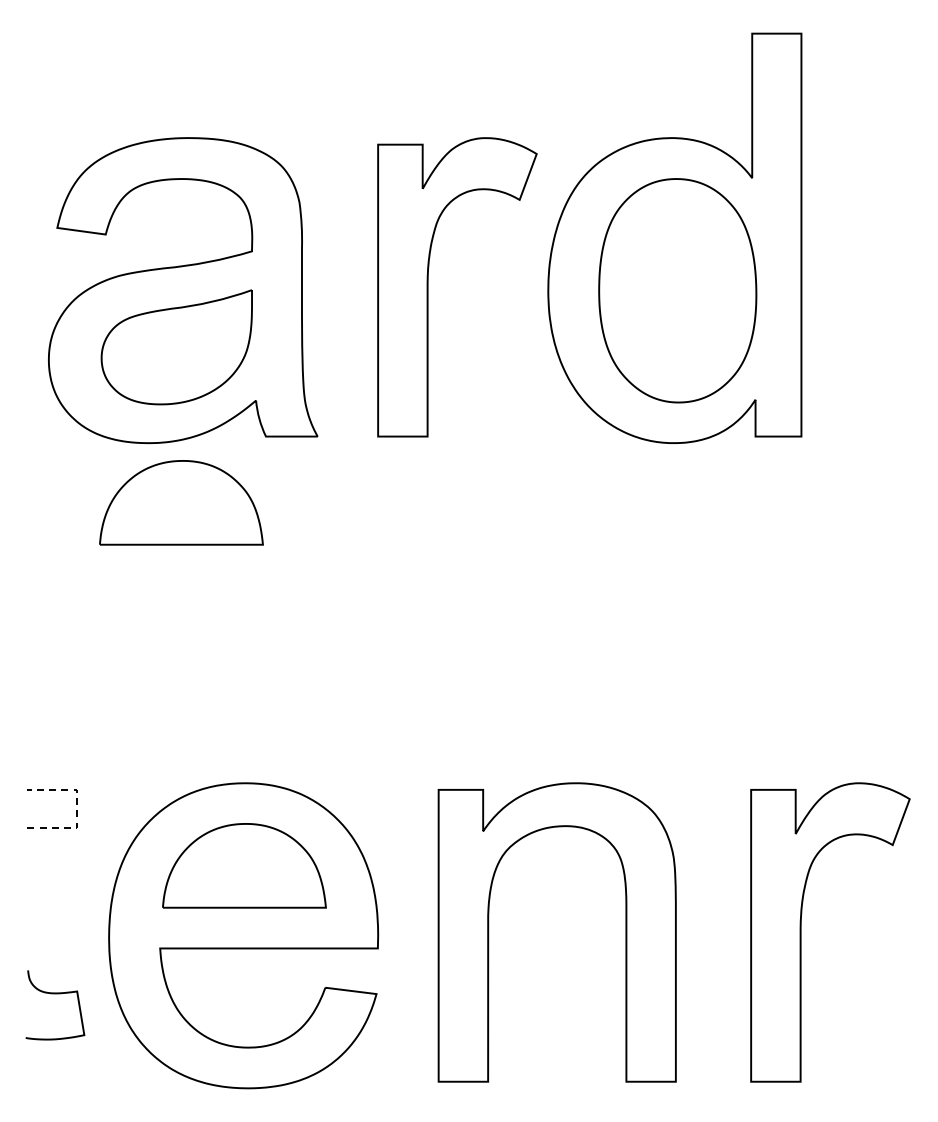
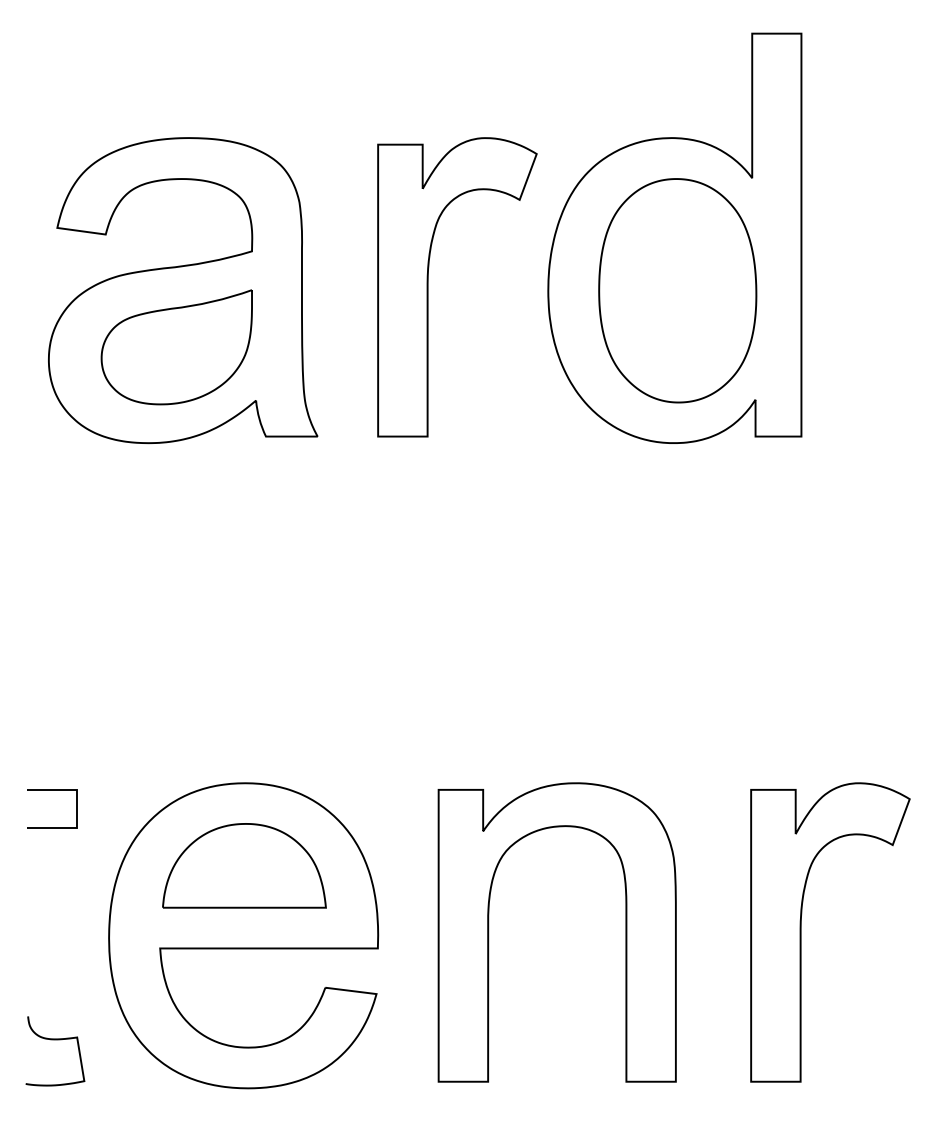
part: present -> none (181, 502)
line: dashed -> solid (77, 808)
curve position: (55, 994) -> (55, 1040) (55, 1040)
